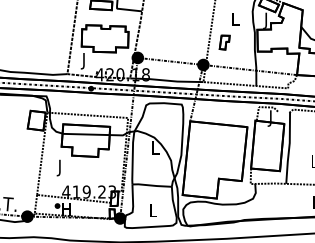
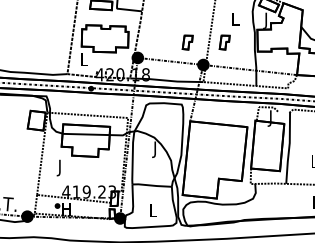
part: none -> present (187, 42)
text: J -> L (83, 61)
text: L -> J (155, 149)
